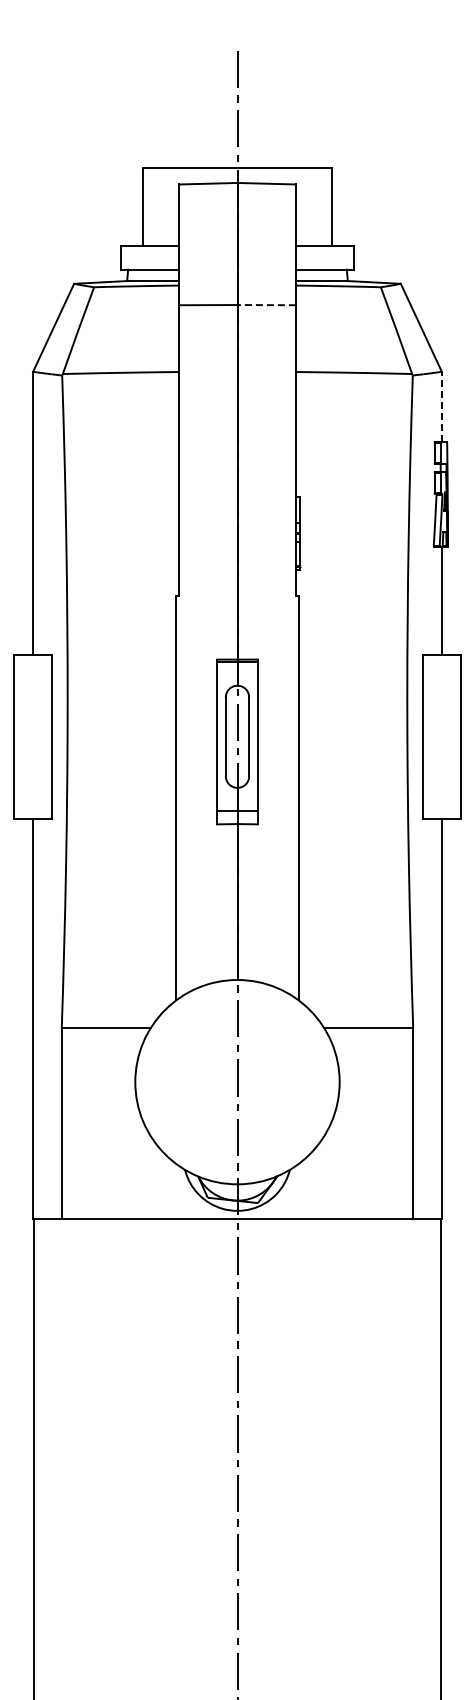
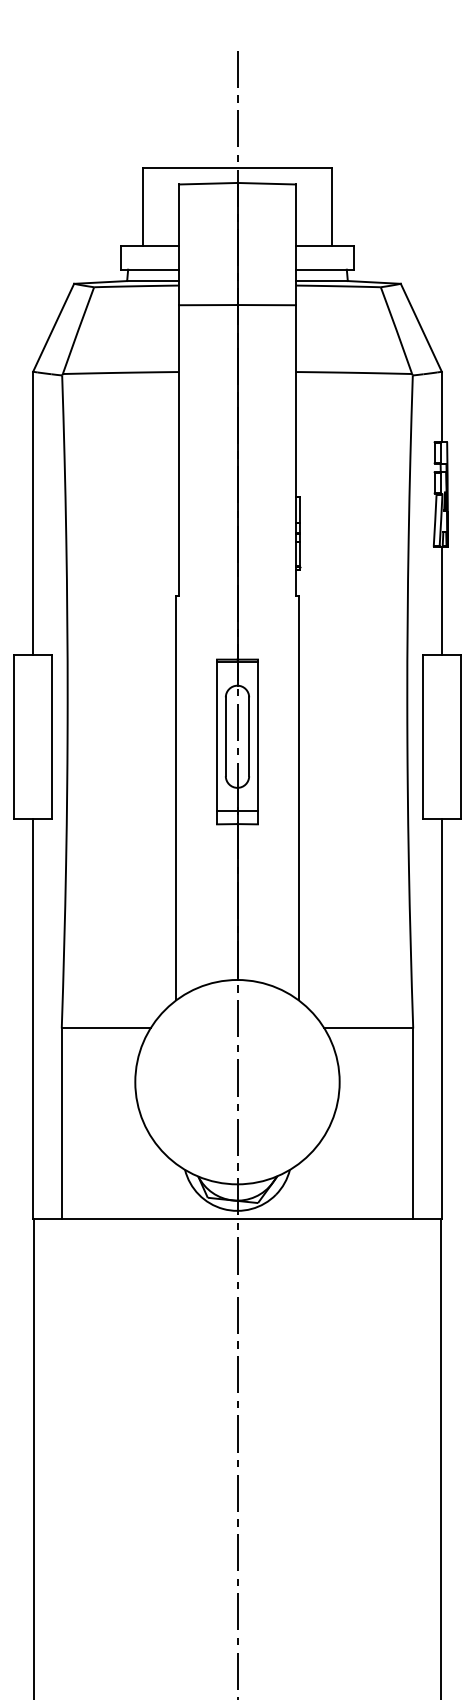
line: dashed -> solid (266, 305)
line: dashed -> solid (441, 406)
